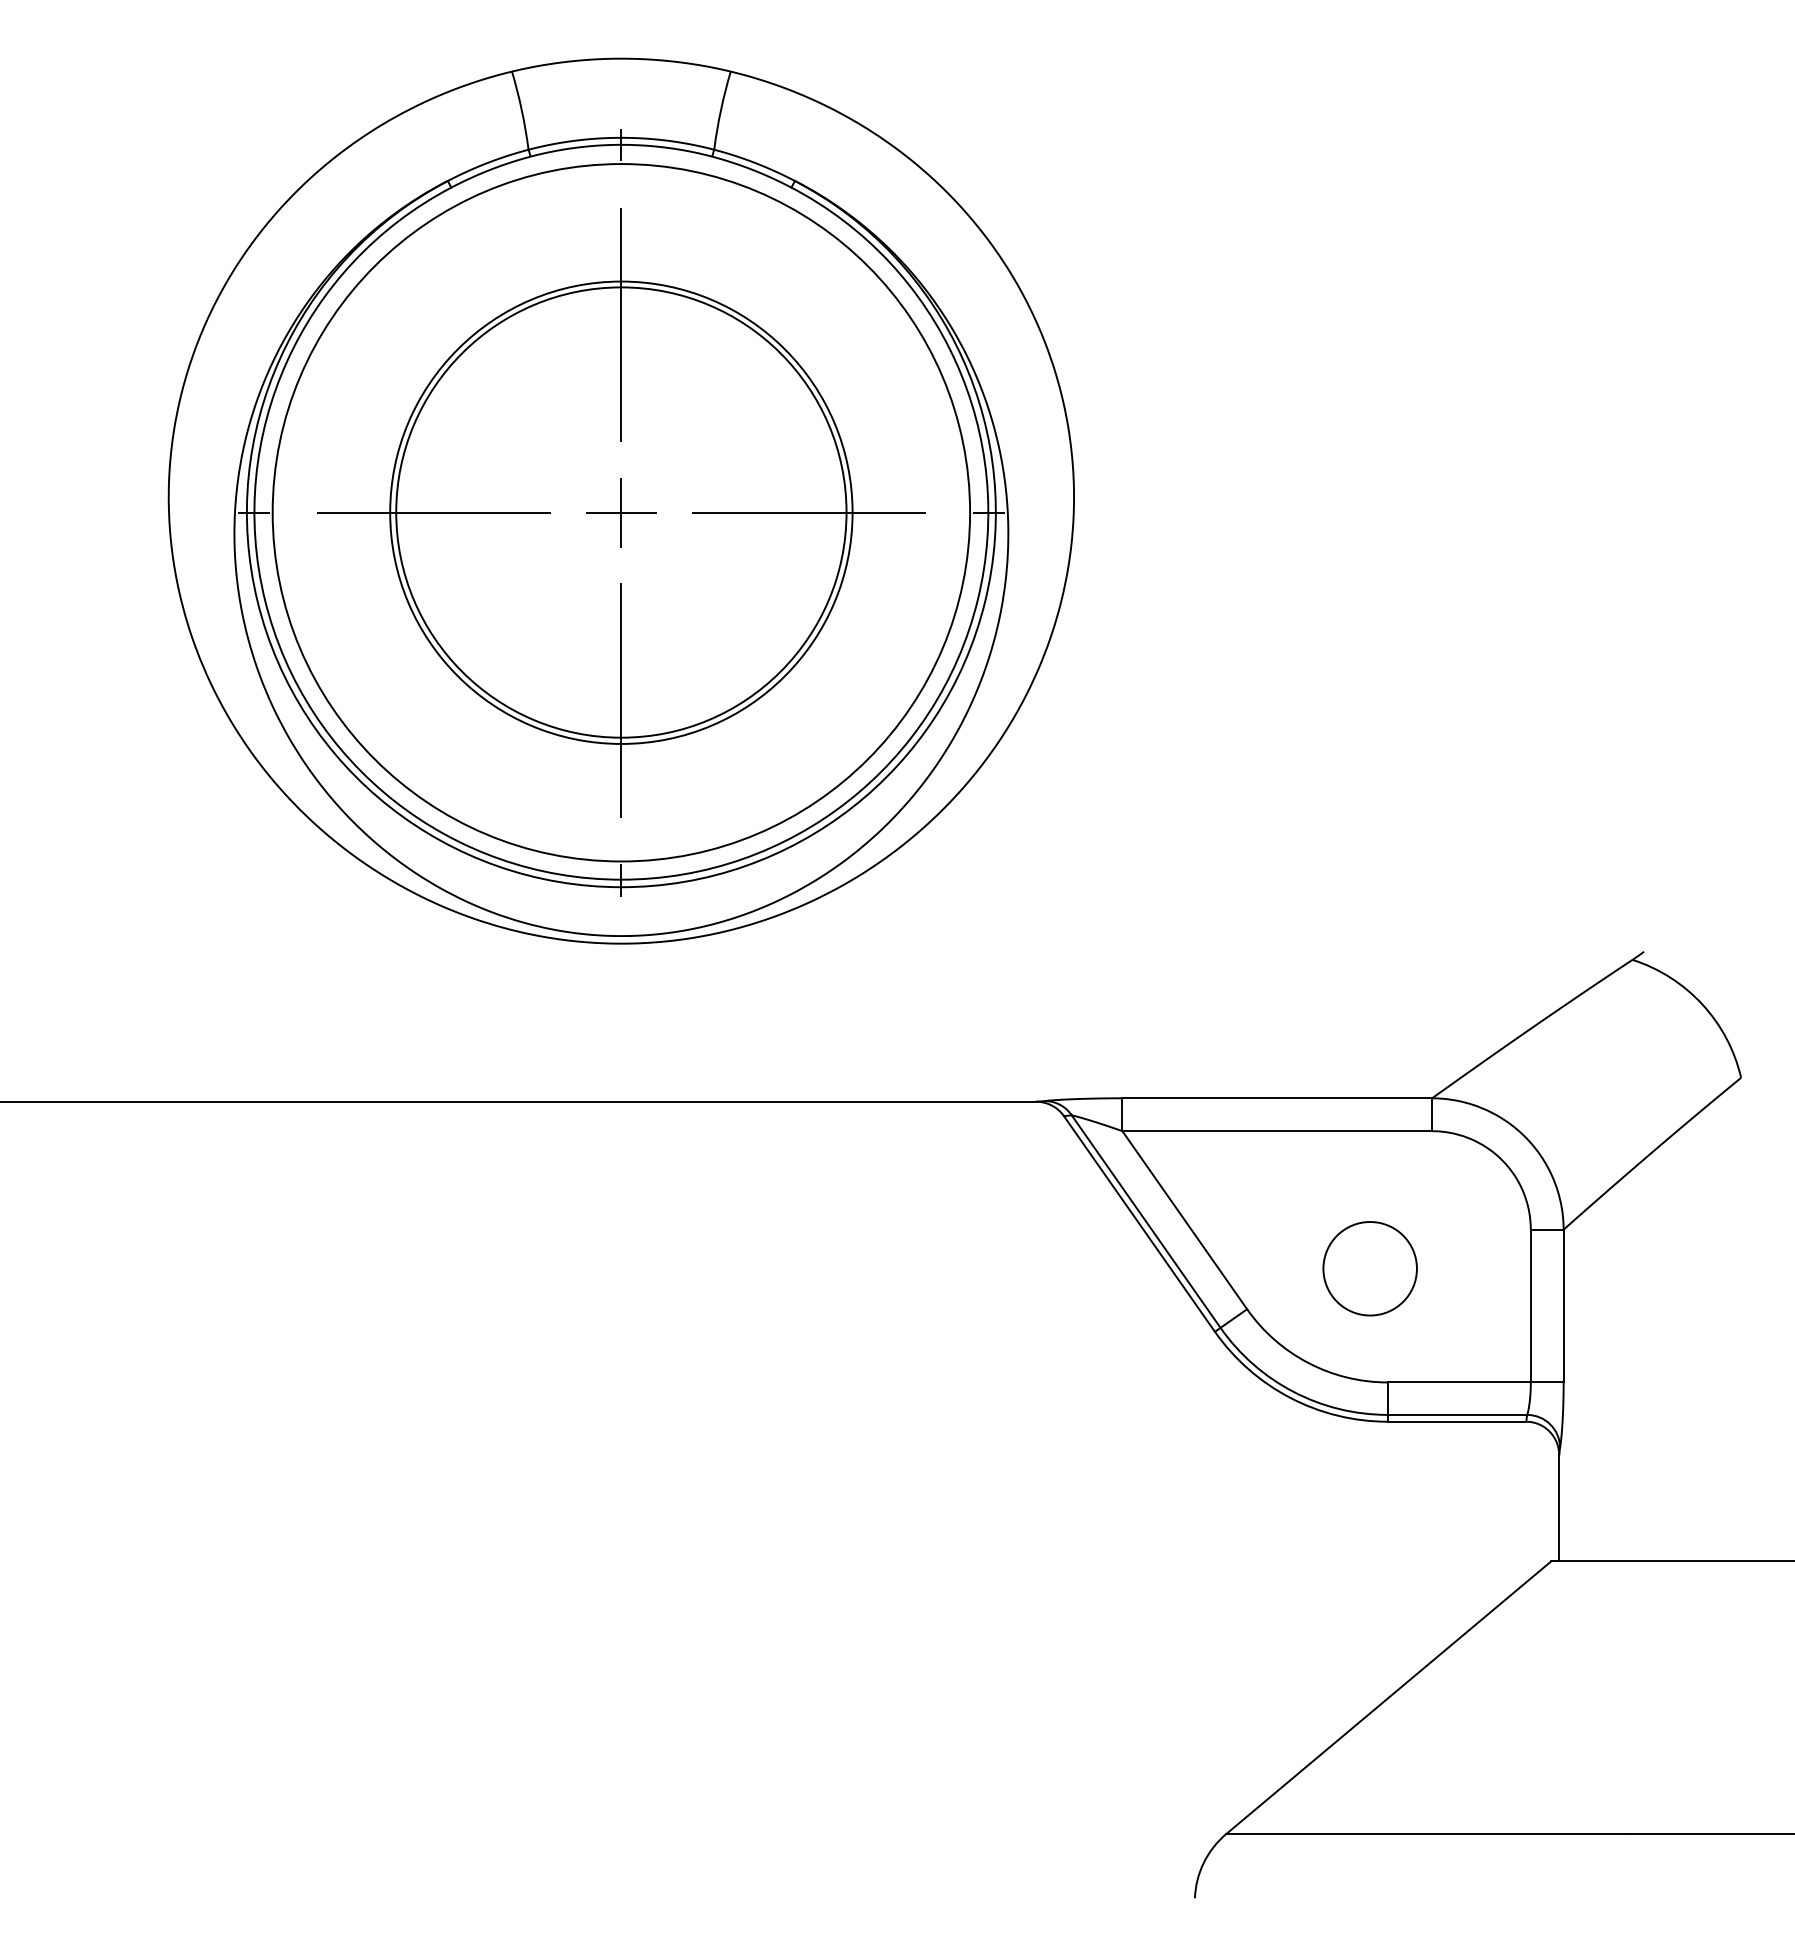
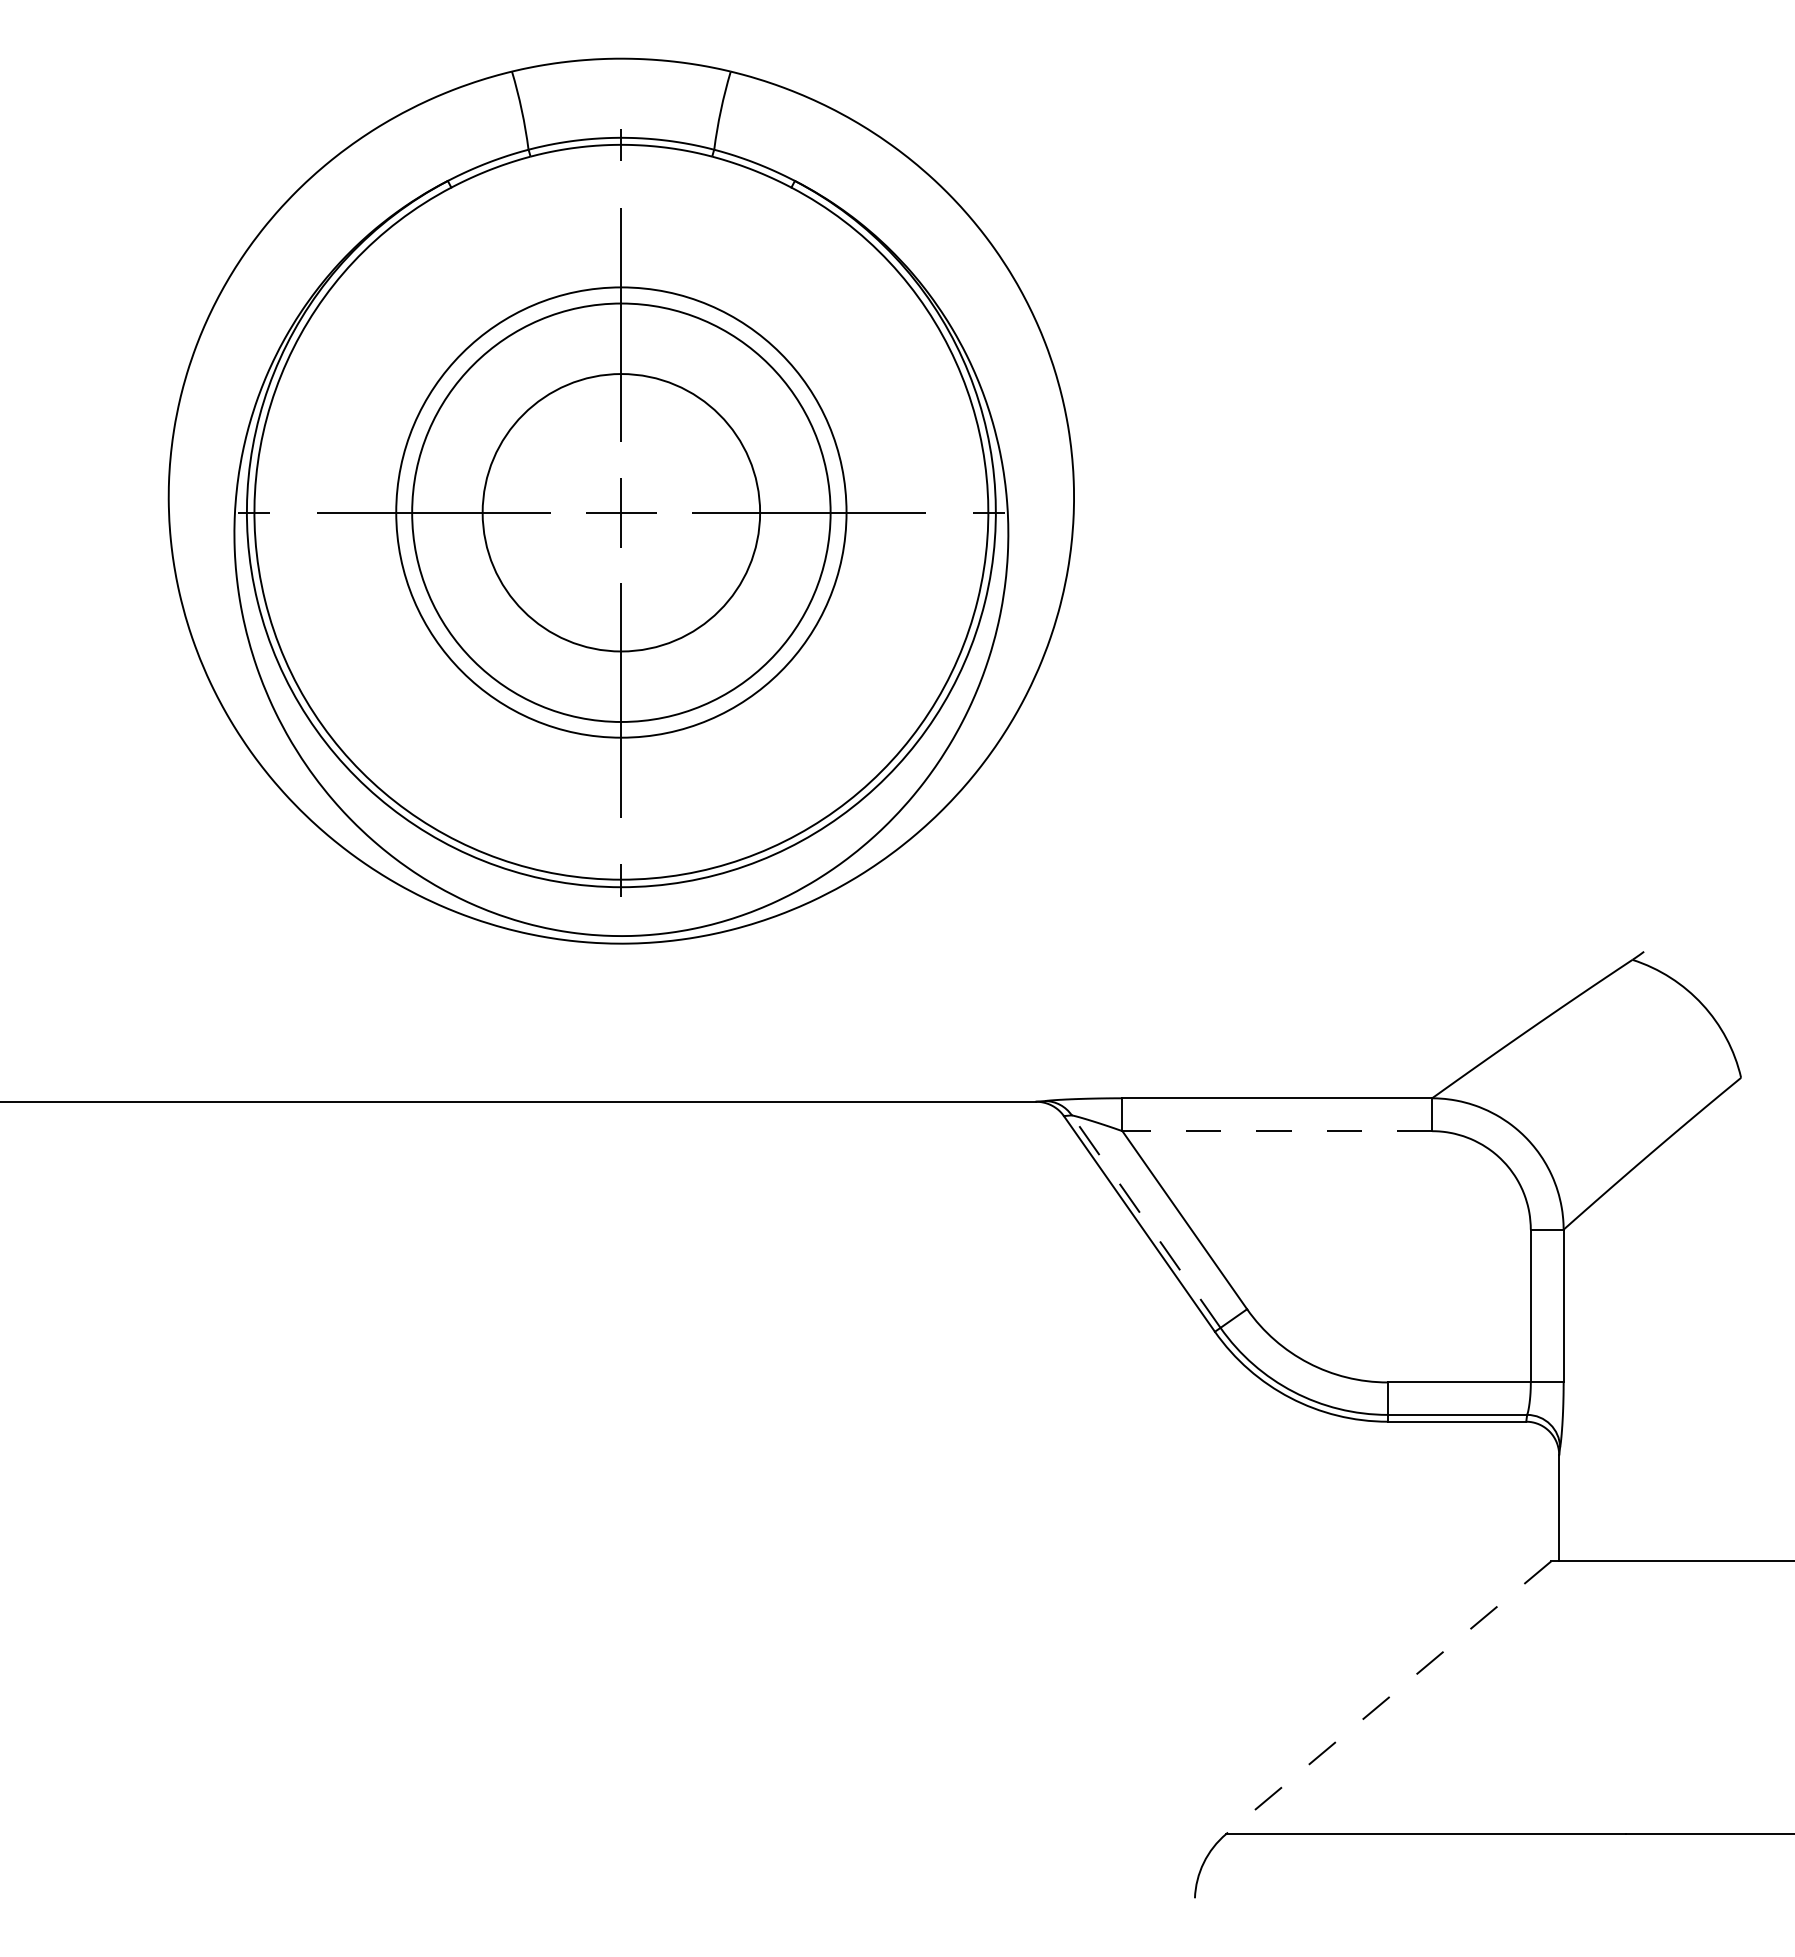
circle diameter: 462 px -> 277 px (621, 512)
circle diameter: 697 px -> 418 px (621, 512)
line: solid -> dashed (1277, 1131)
line: solid -> dashed (1146, 1221)
circle: present -> none (1369, 1268)
line: solid -> dashed (1388, 1697)
